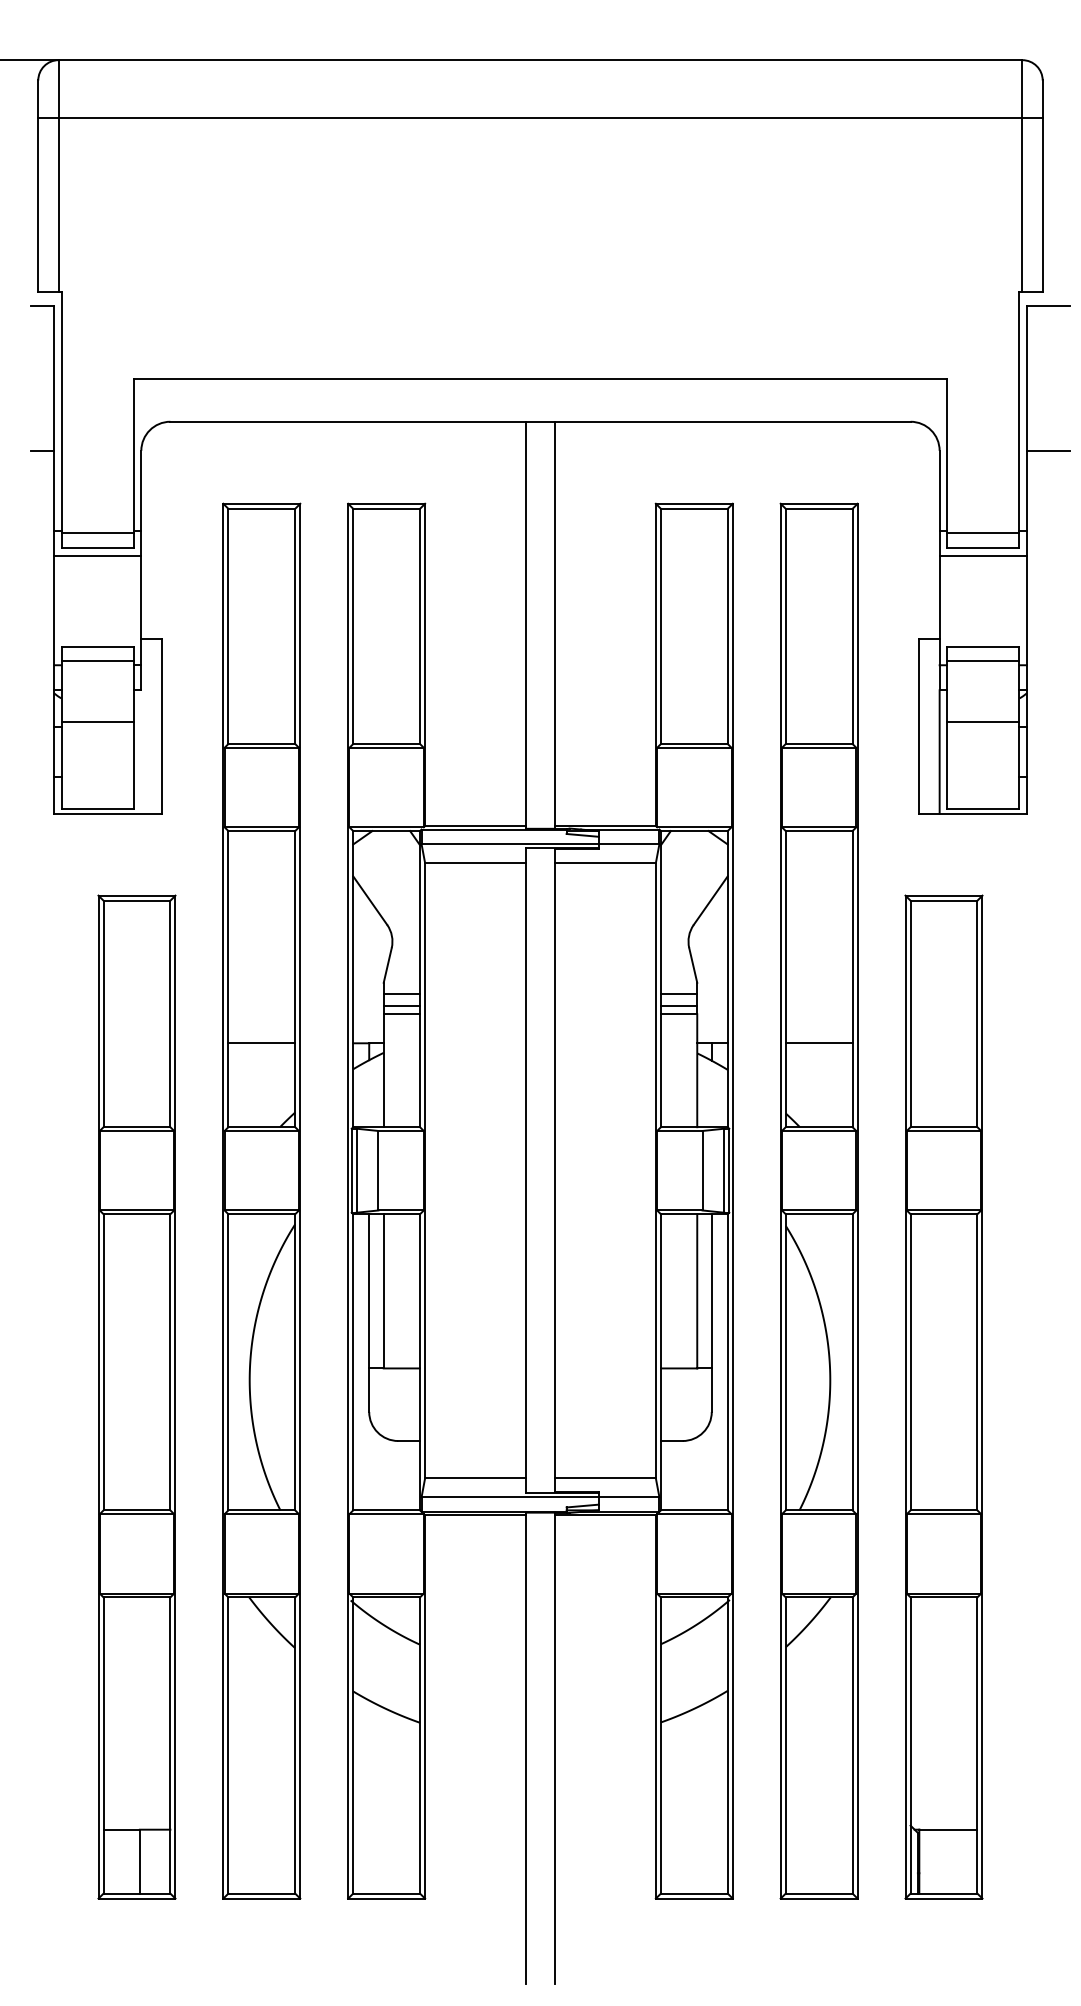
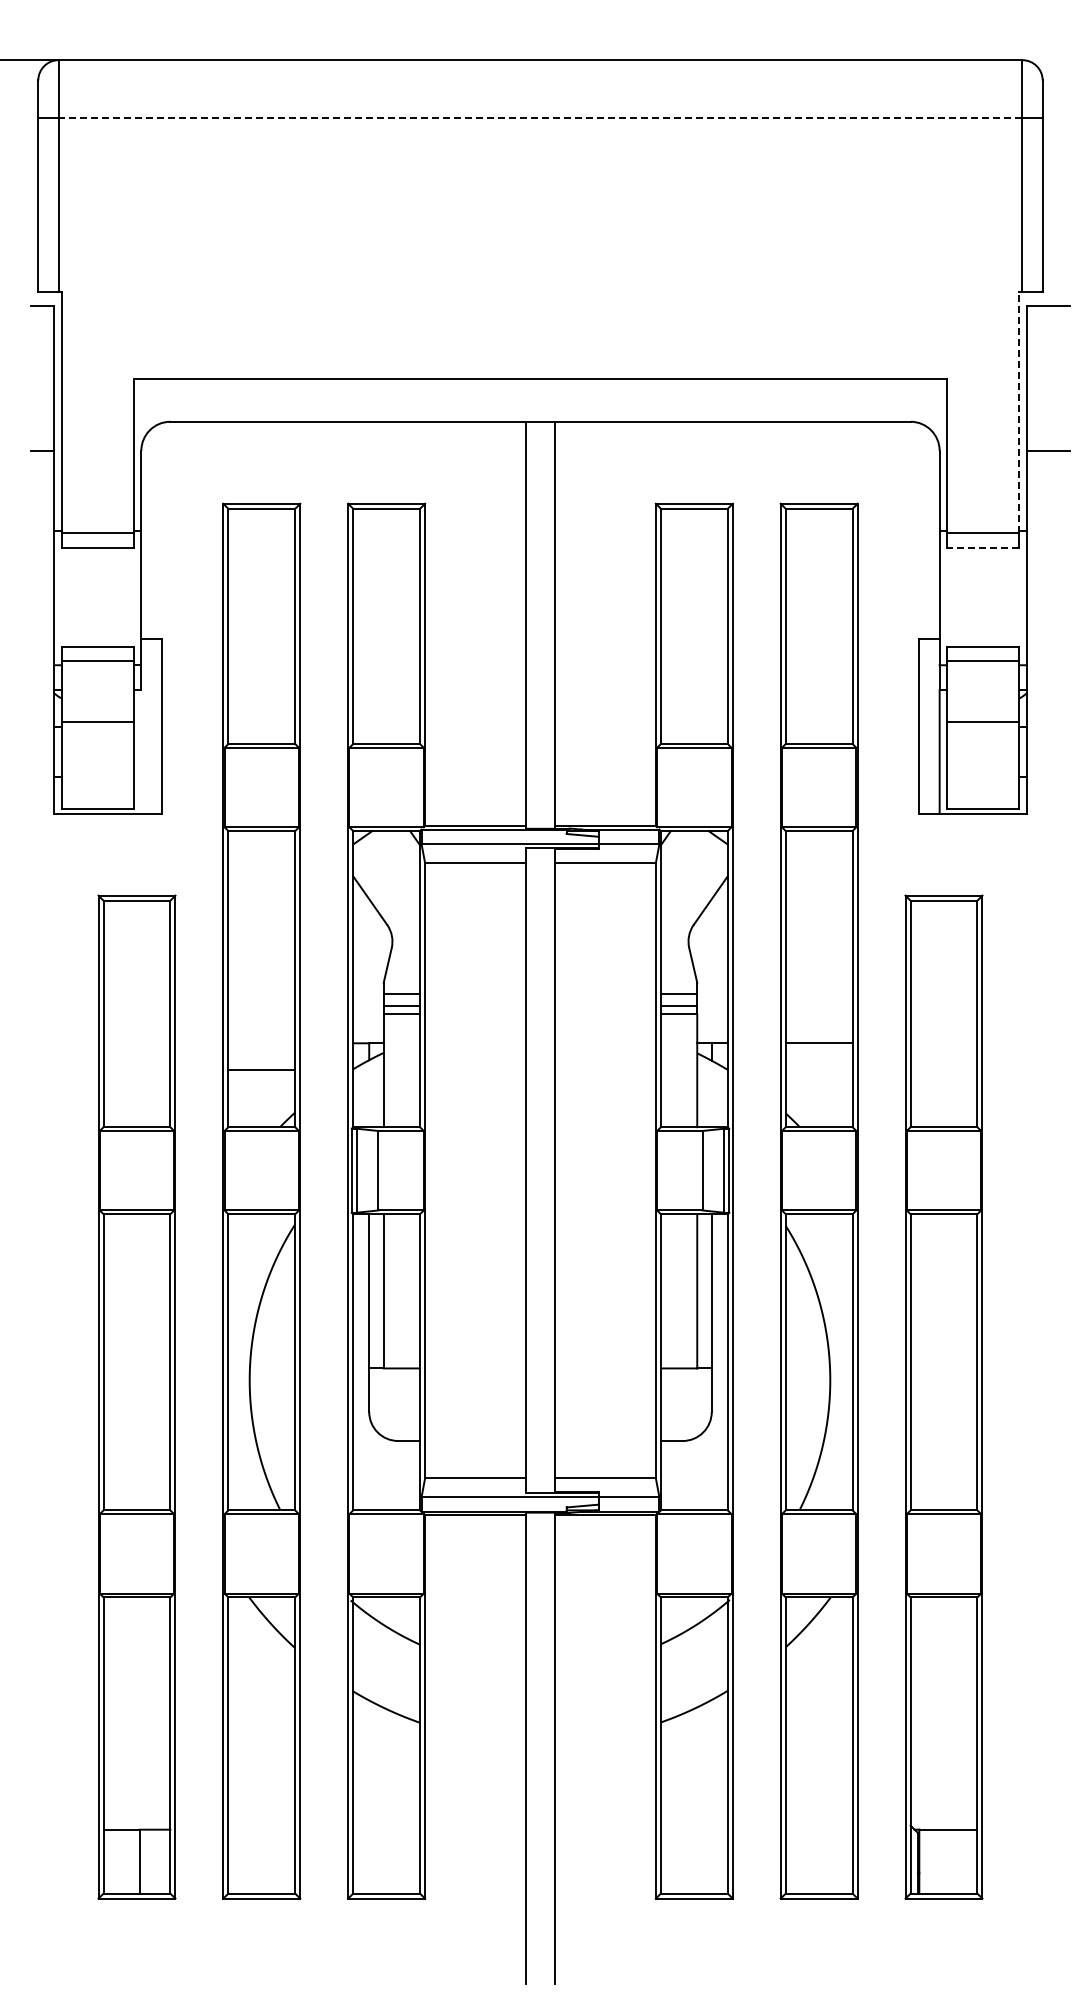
line: solid -> dashed (540, 118)
line: solid -> dashed (1019, 412)
line: solid -> dashed (982, 547)
line: present -> none (97, 555)
line: present -> none (982, 555)
line position: (261, 1043) -> (261, 1070) (261, 1070)
